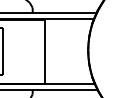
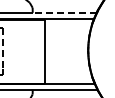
line: solid -> dashed (64, 12)
line: solid -> dashed (3, 49)
